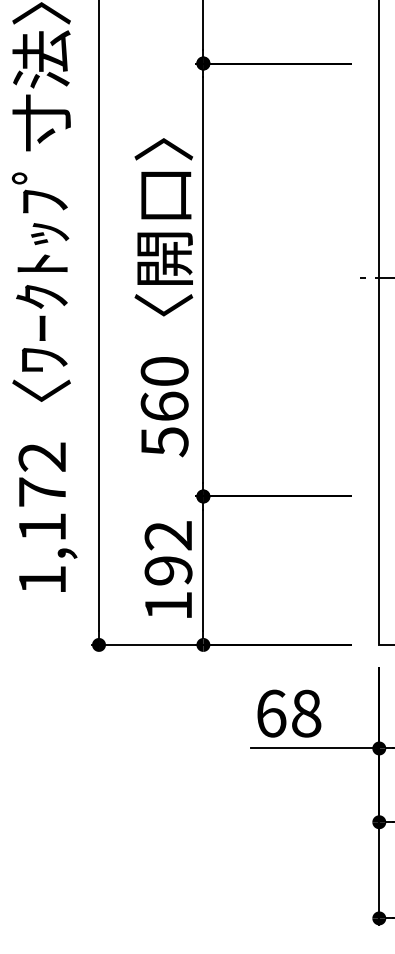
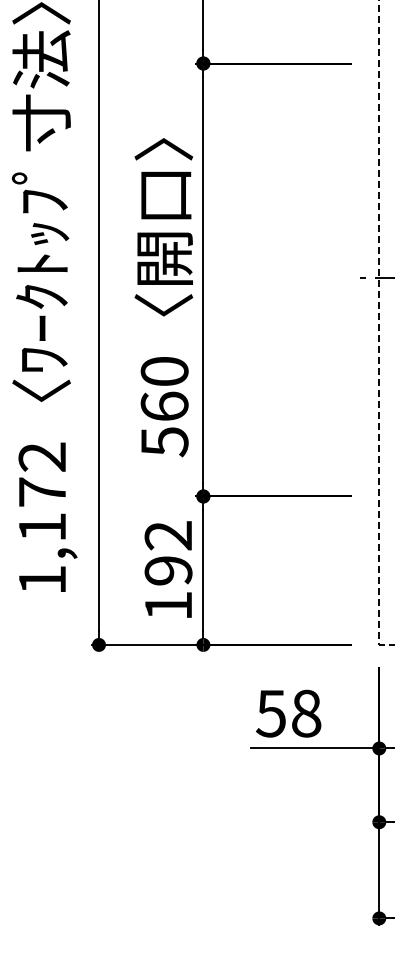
line: solid -> dashed (379, 330)
text: 68 -> 58 (271, 713)
